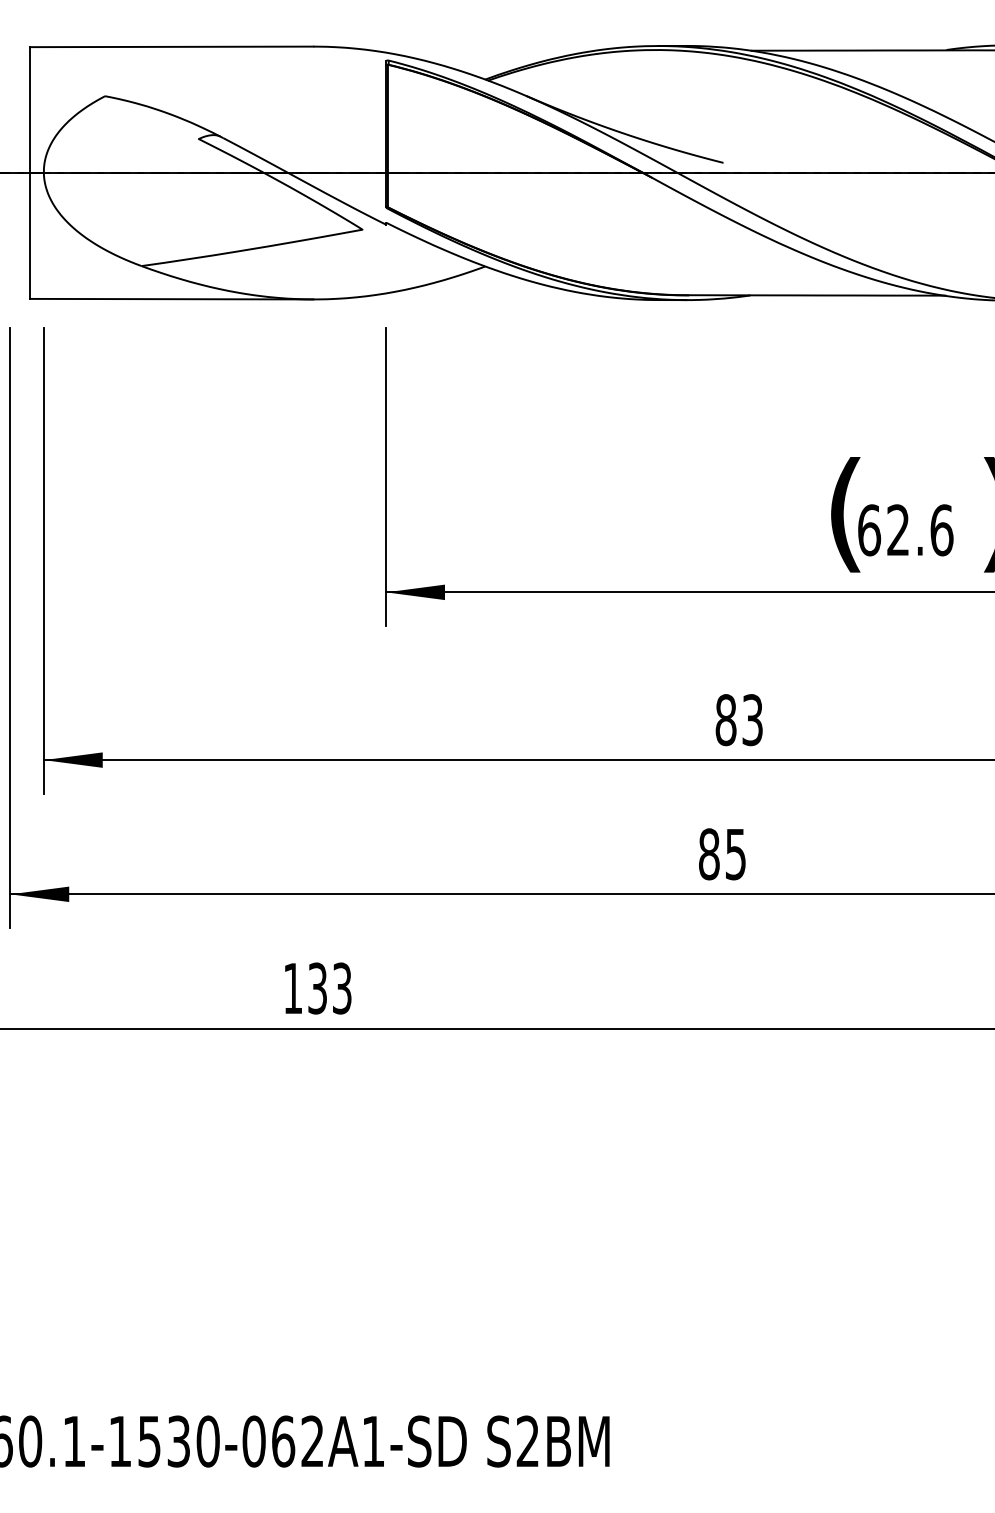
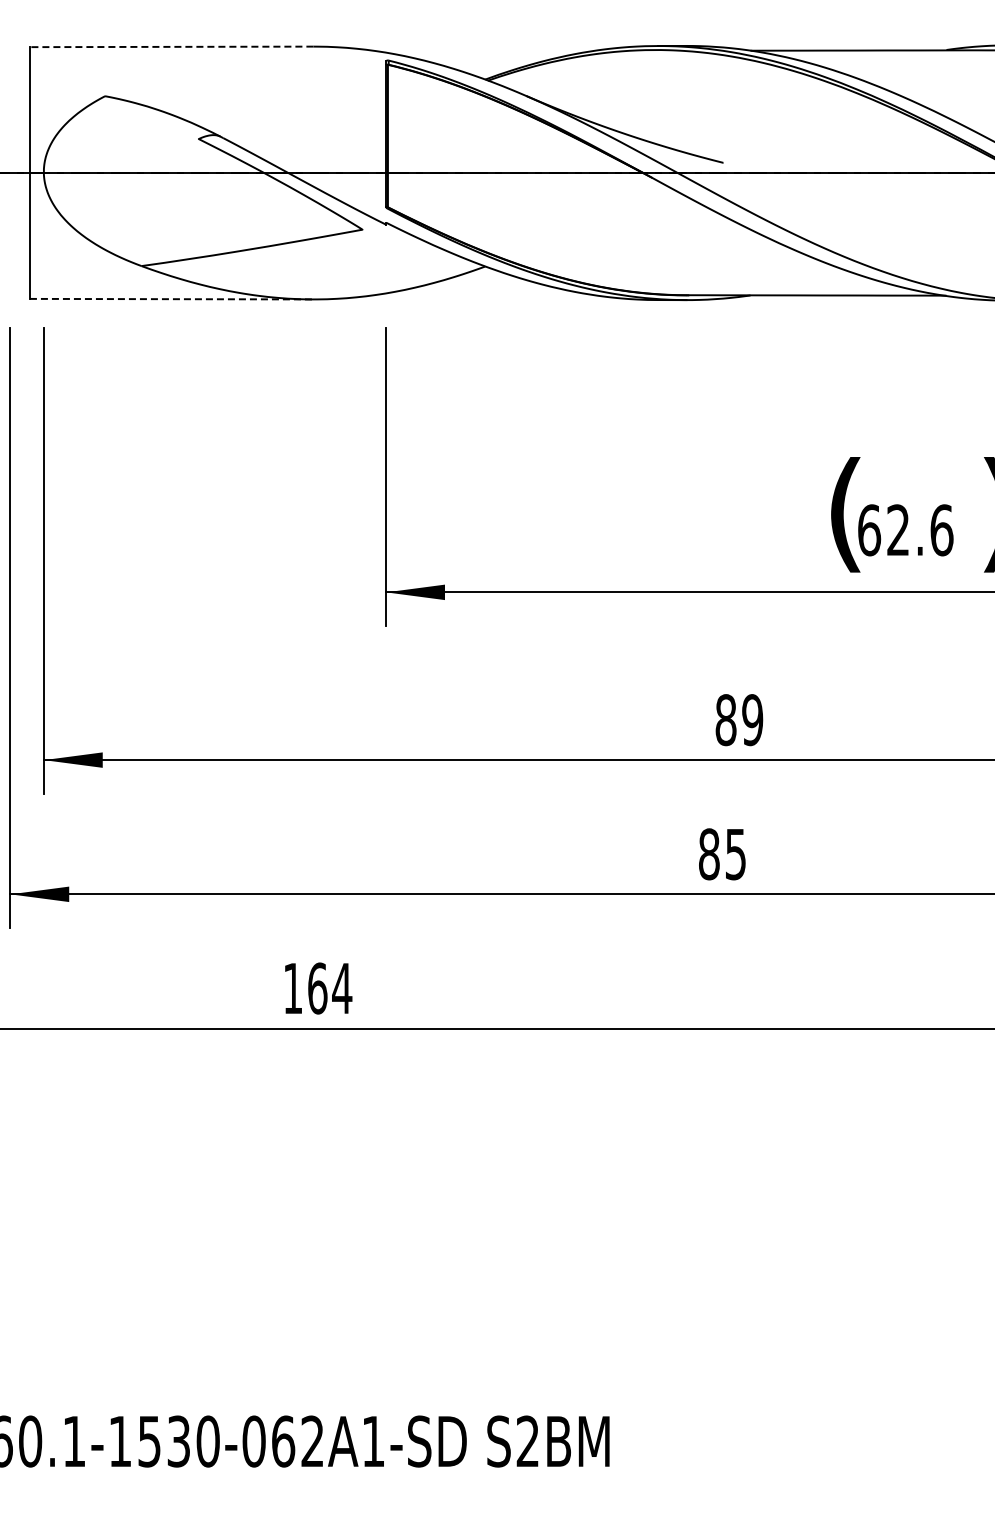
line: solid -> dashed (171, 46)
line: solid -> dashed (171, 299)
text: 83 -> 89 (752, 720)
text: 133 -> 164 (330, 988)
